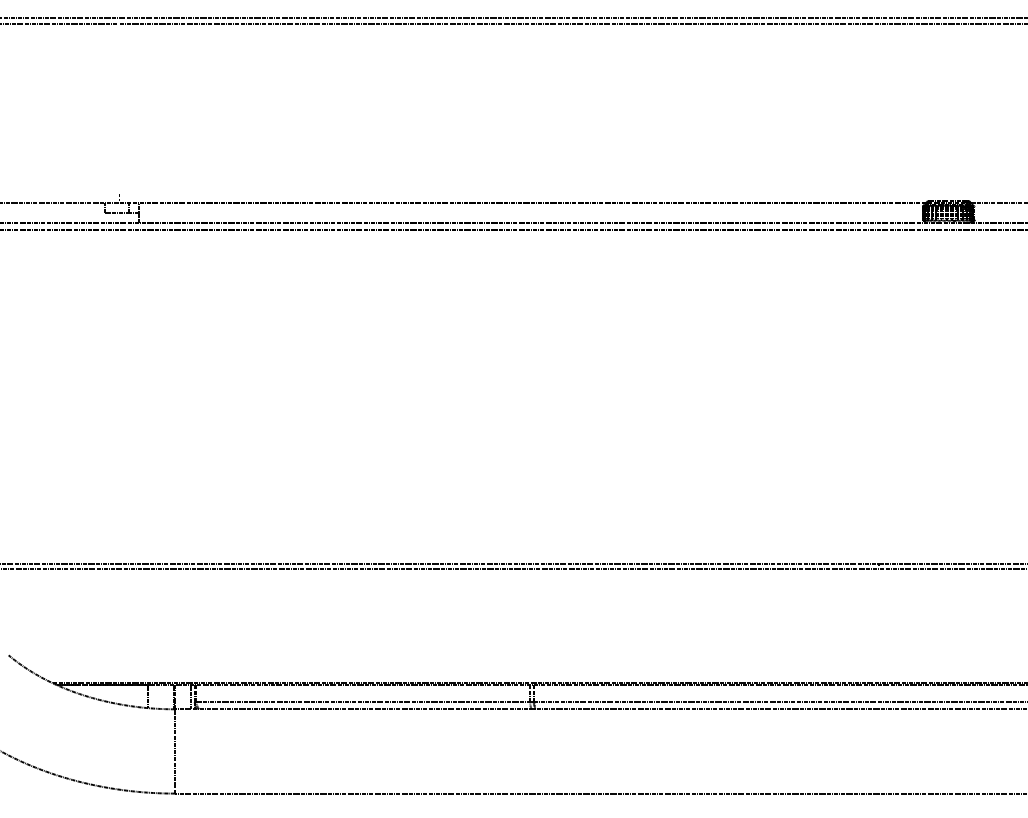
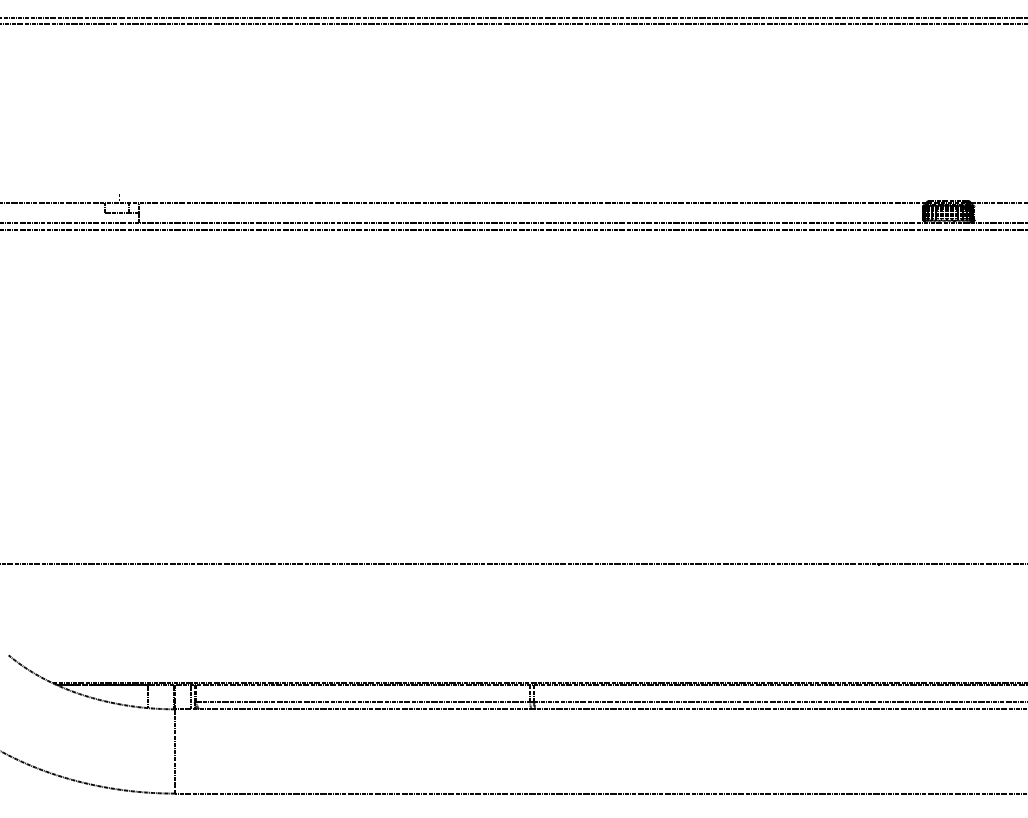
line: present -> none (513, 569)
